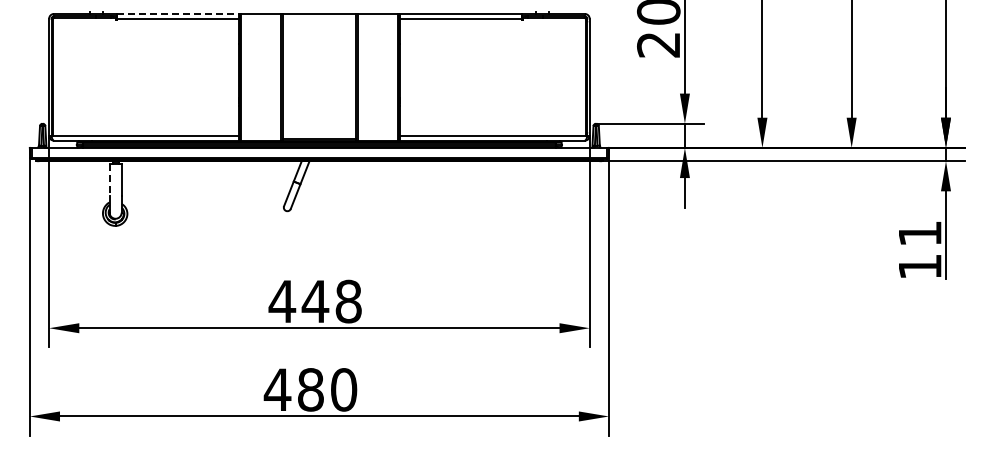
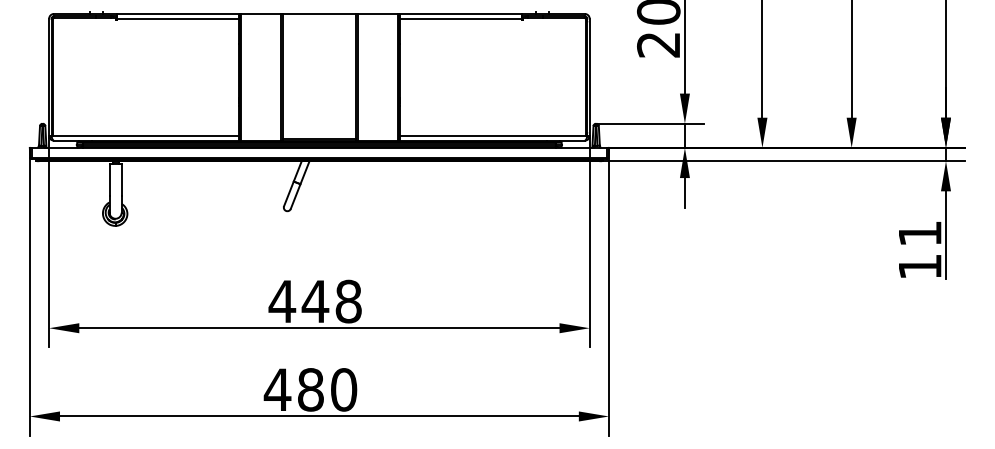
line: dashed -> solid (178, 13)
line: dashed -> solid (109, 180)
